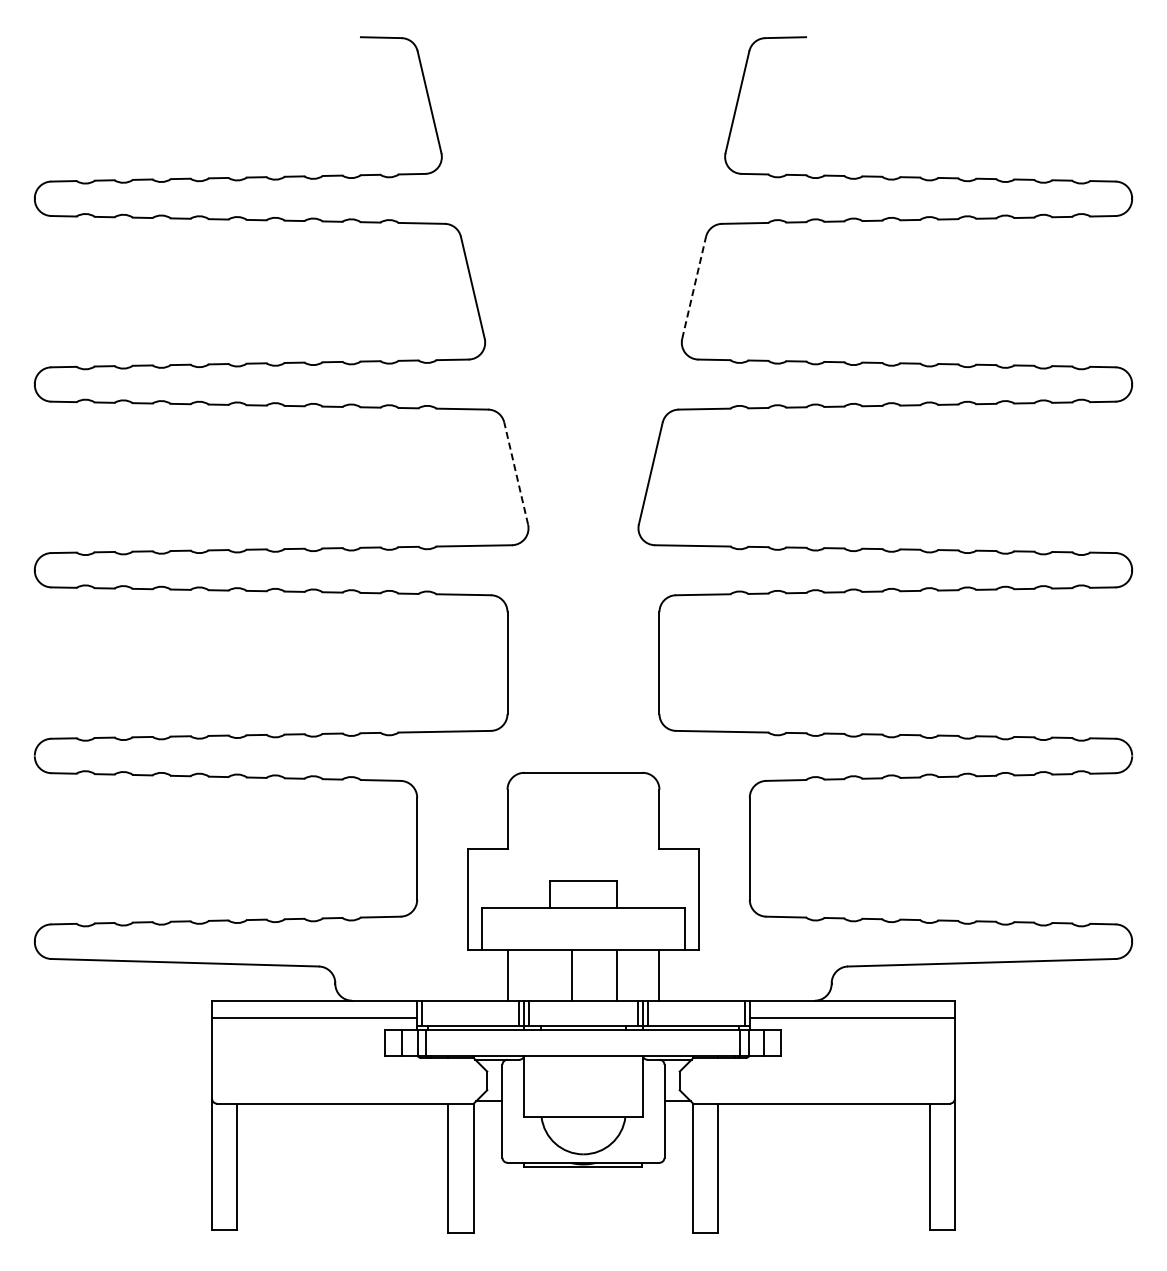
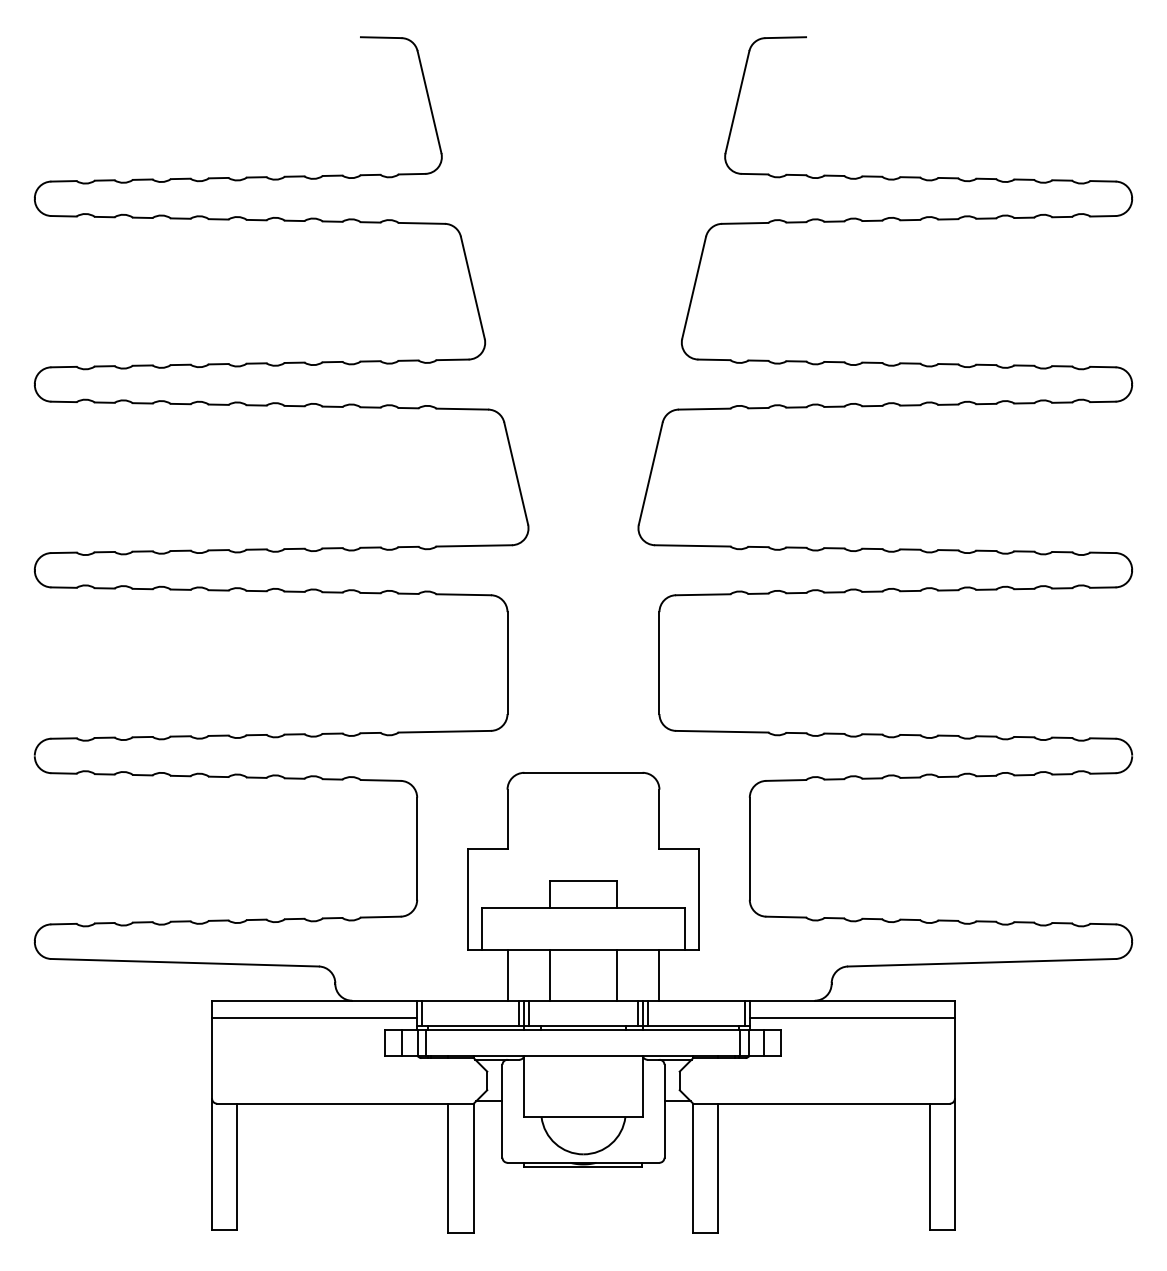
line: dashed -> solid (694, 287)
line: dashed -> solid (516, 473)
line position: (571, 975) -> (549, 975) (549, 975)
